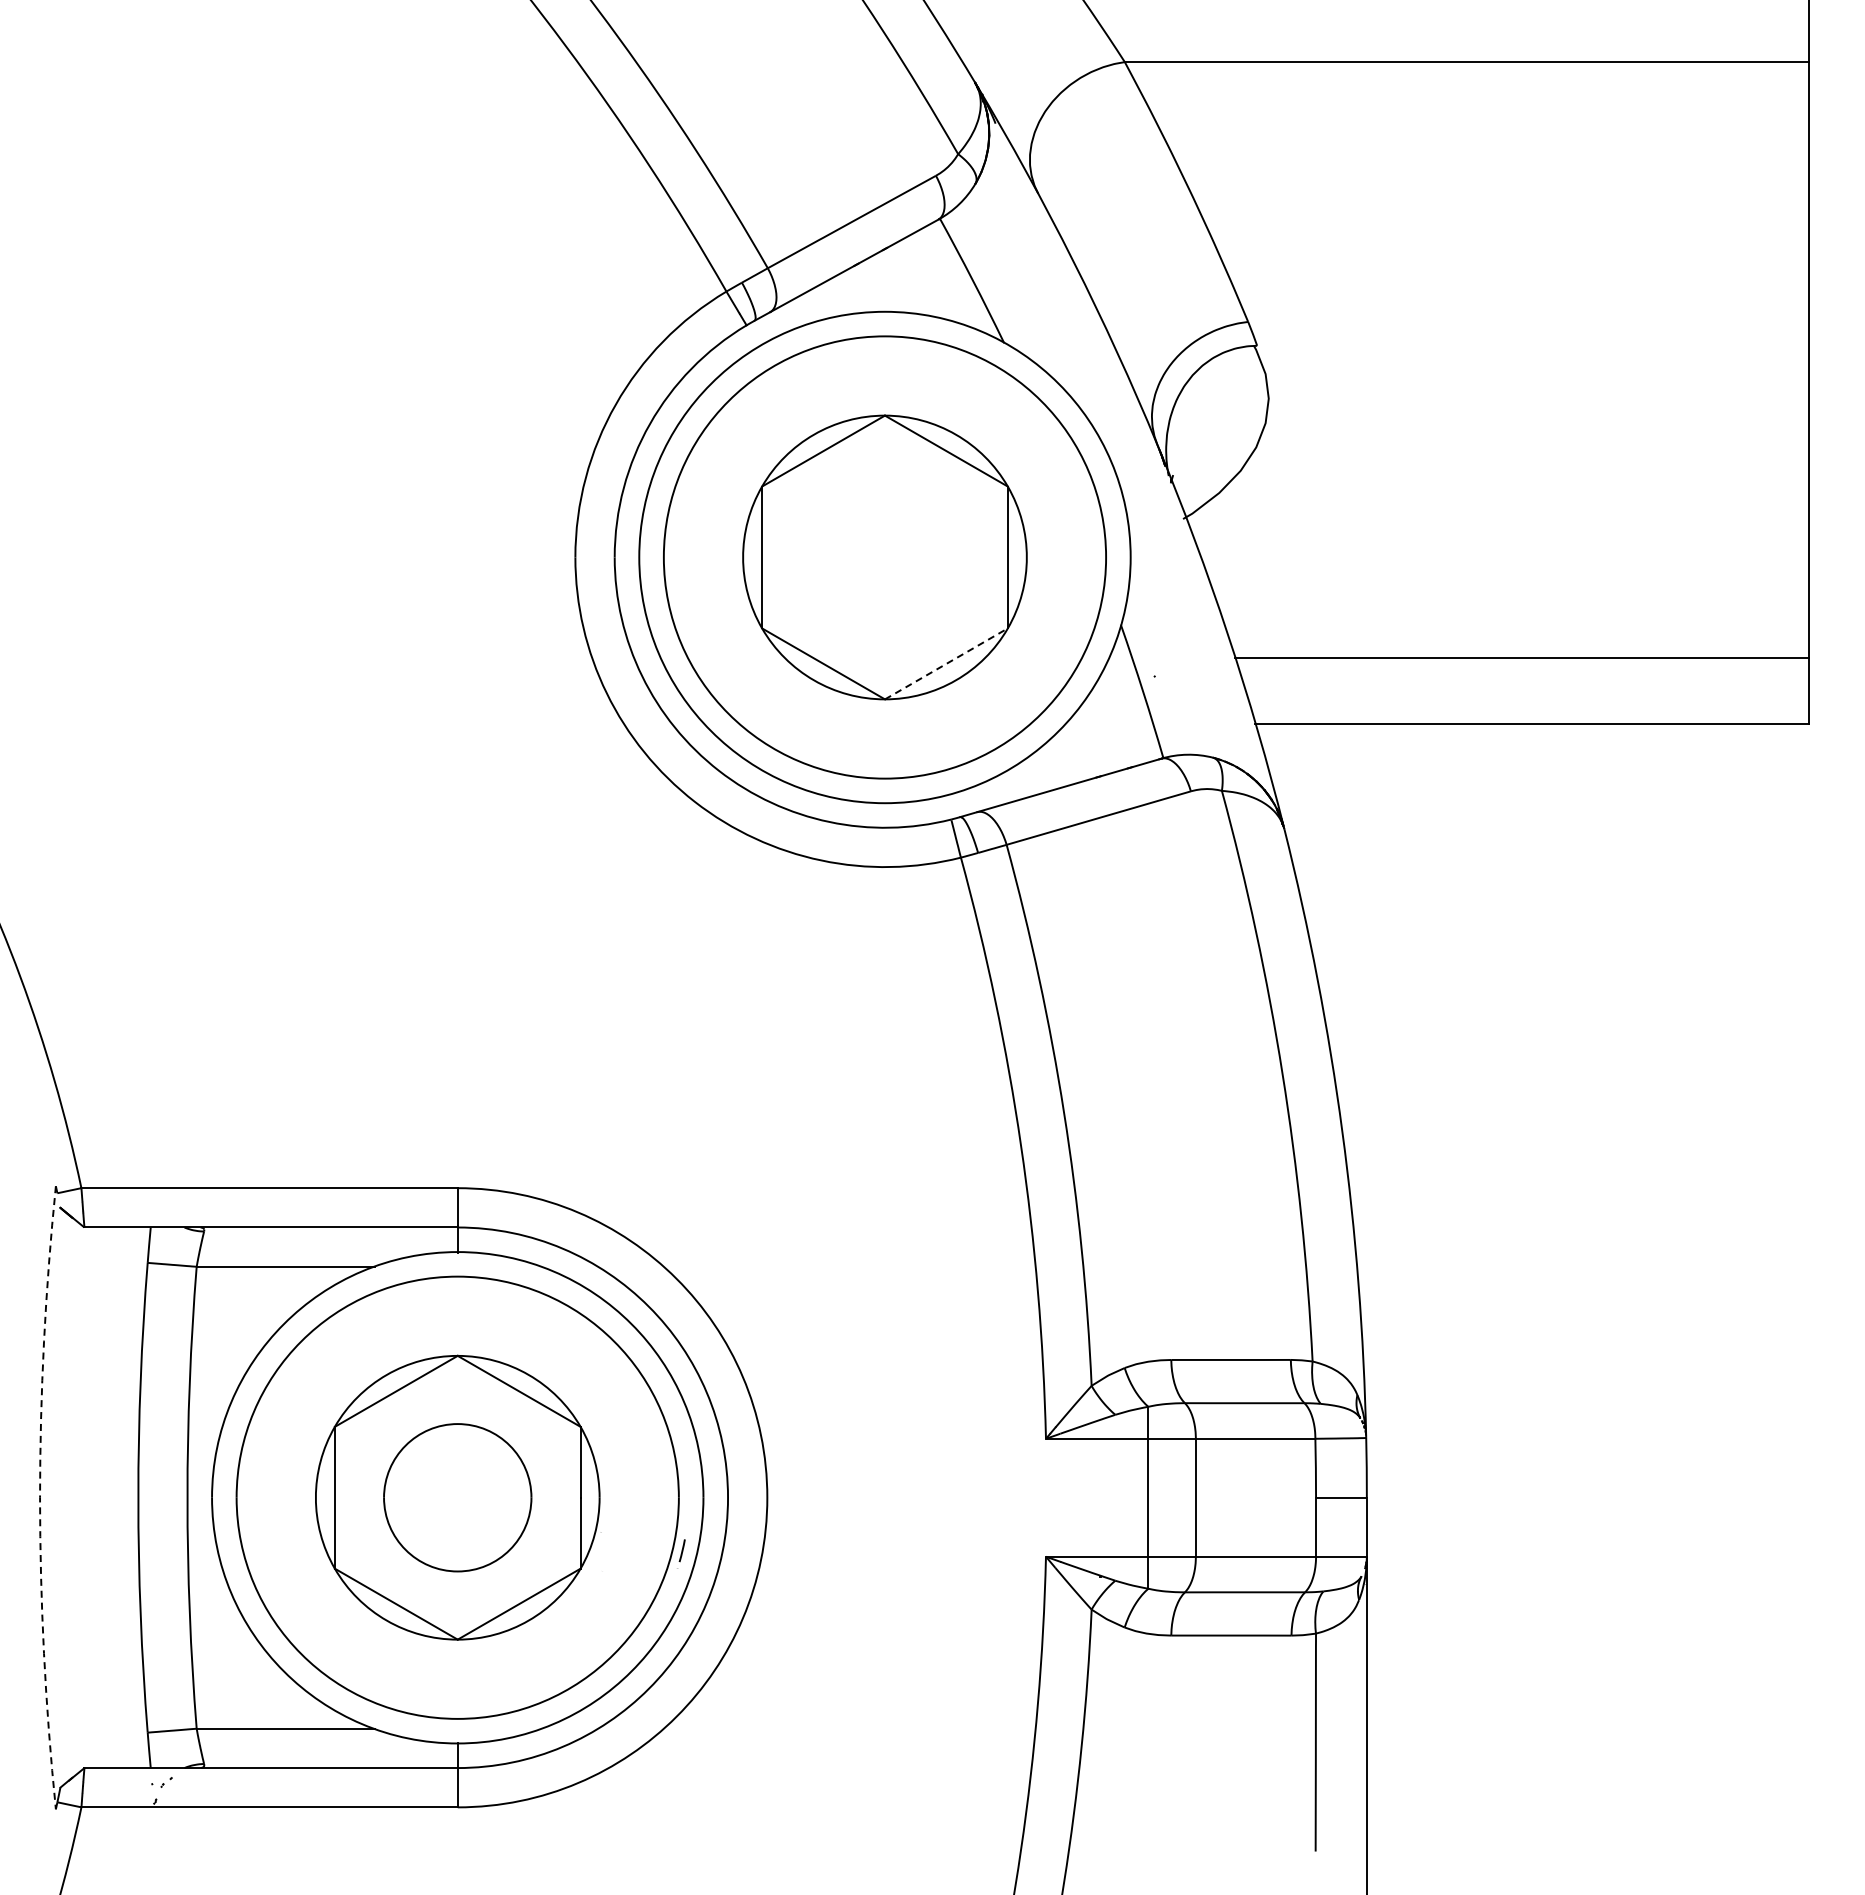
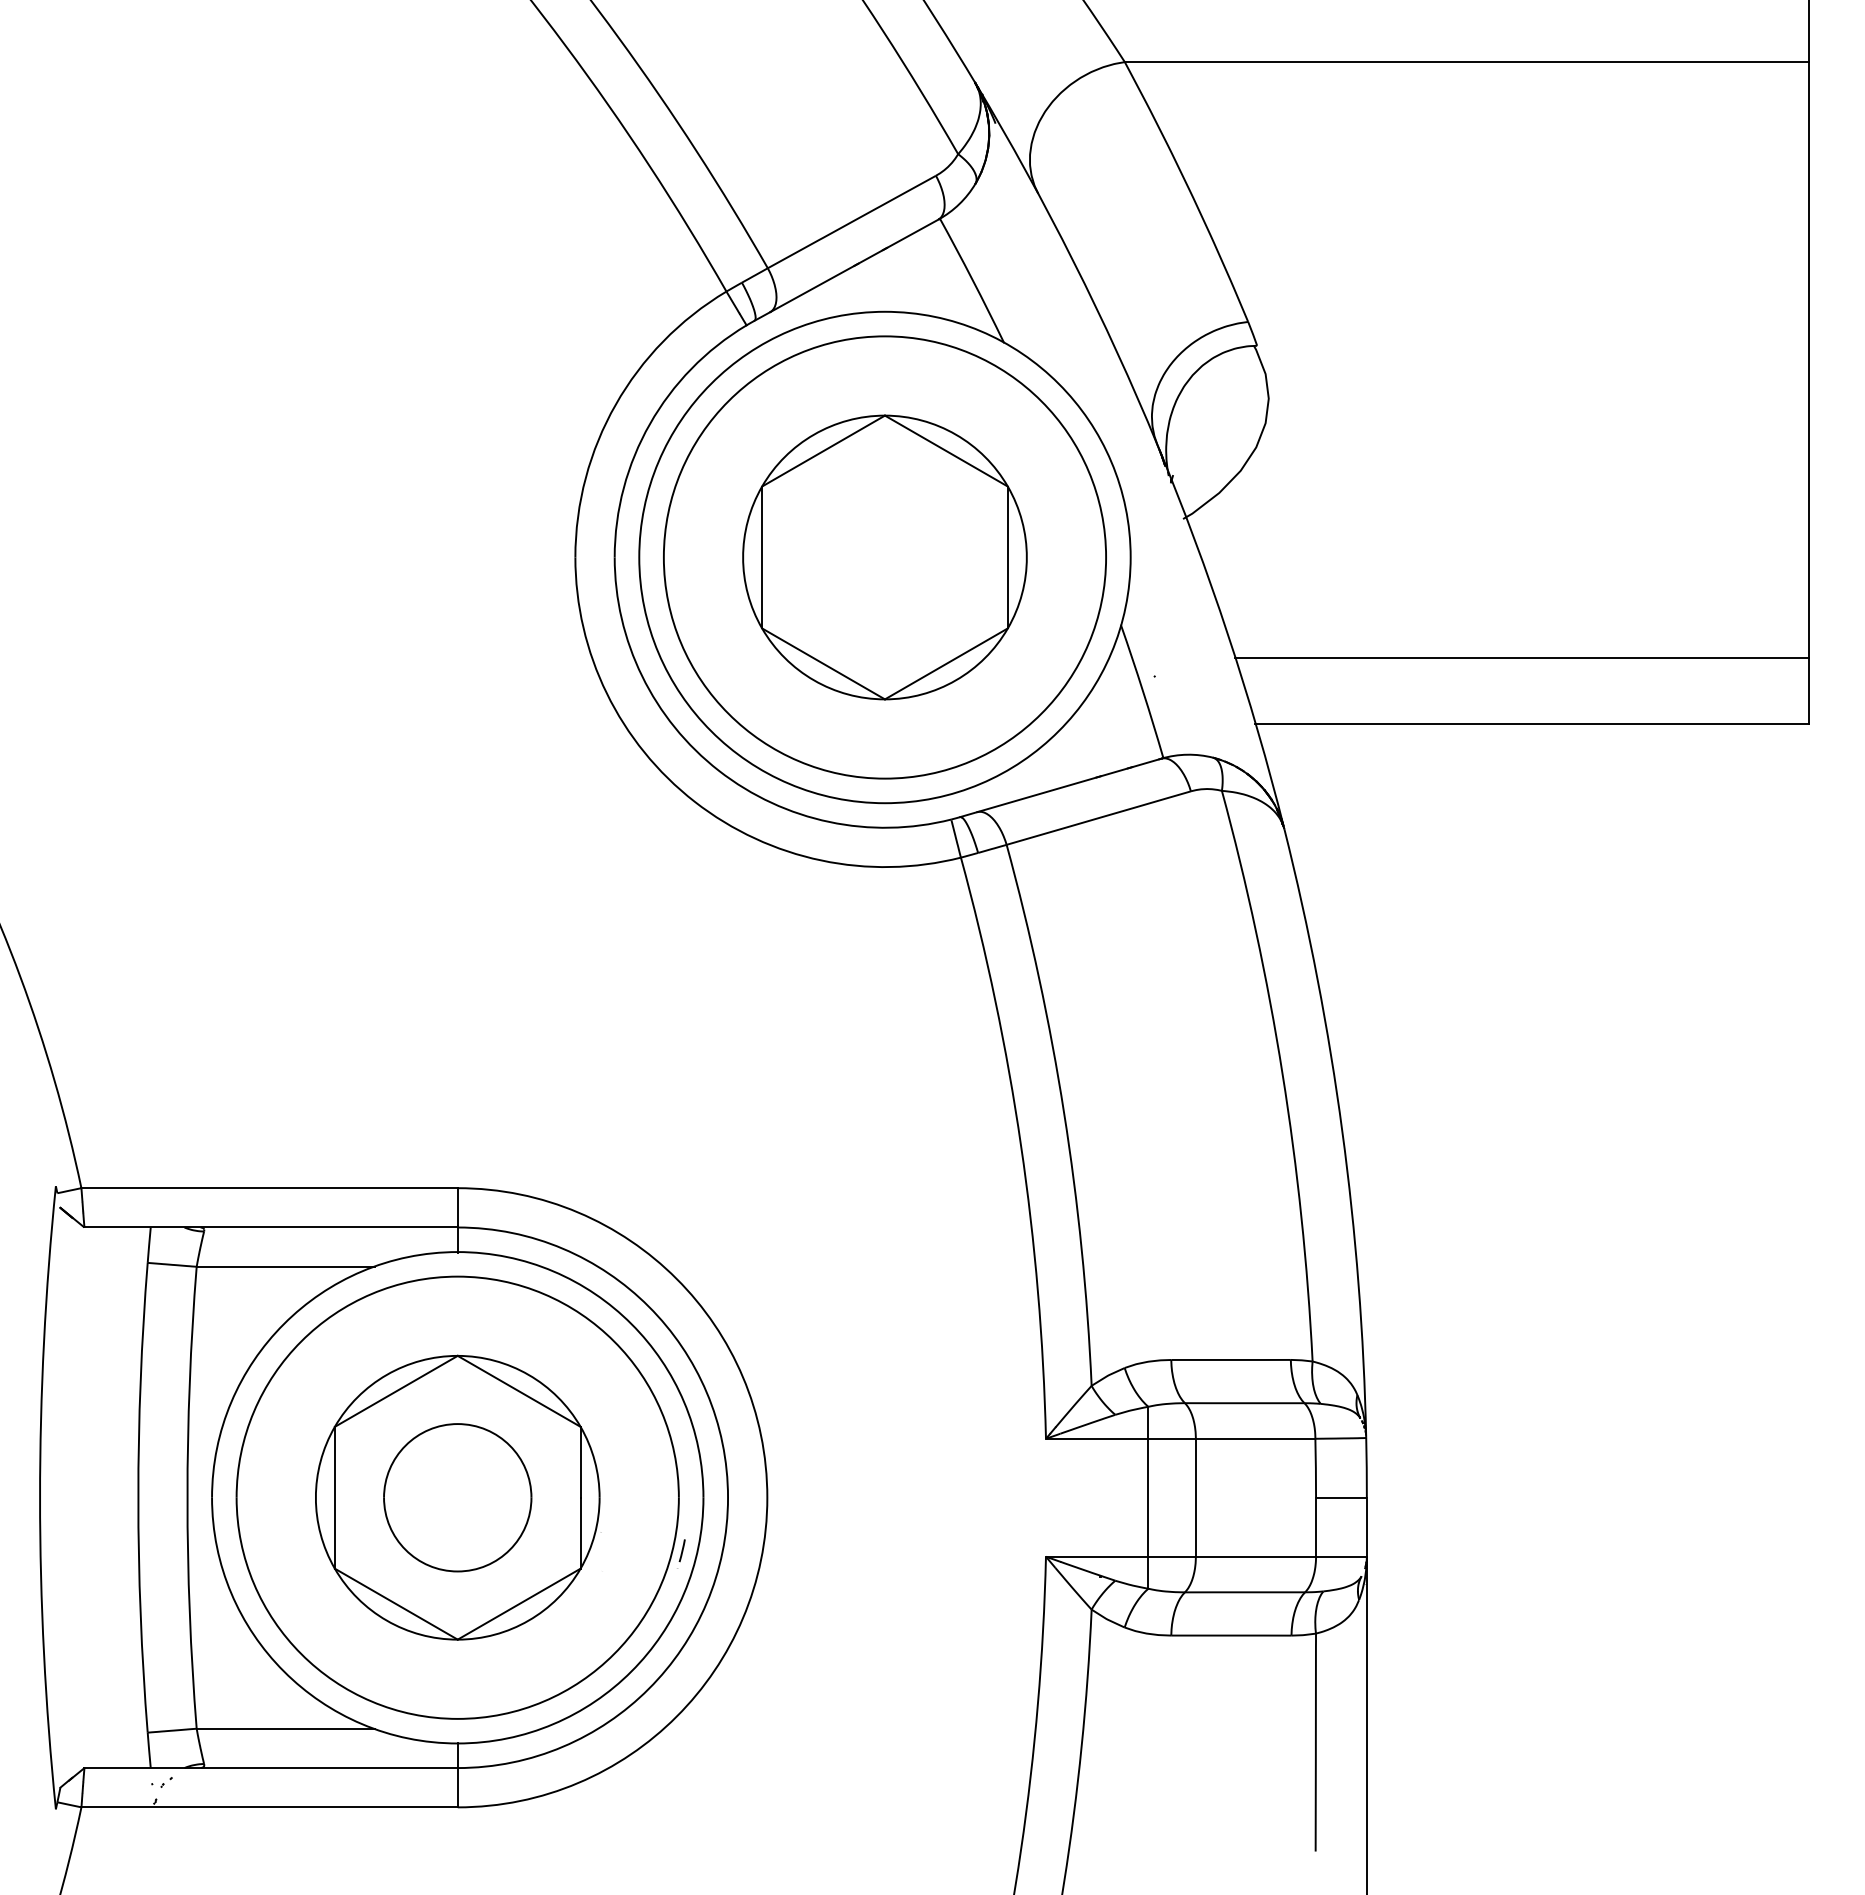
line: dashed -> solid (946, 663)
arc: dashed -> solid (40, 1497)
